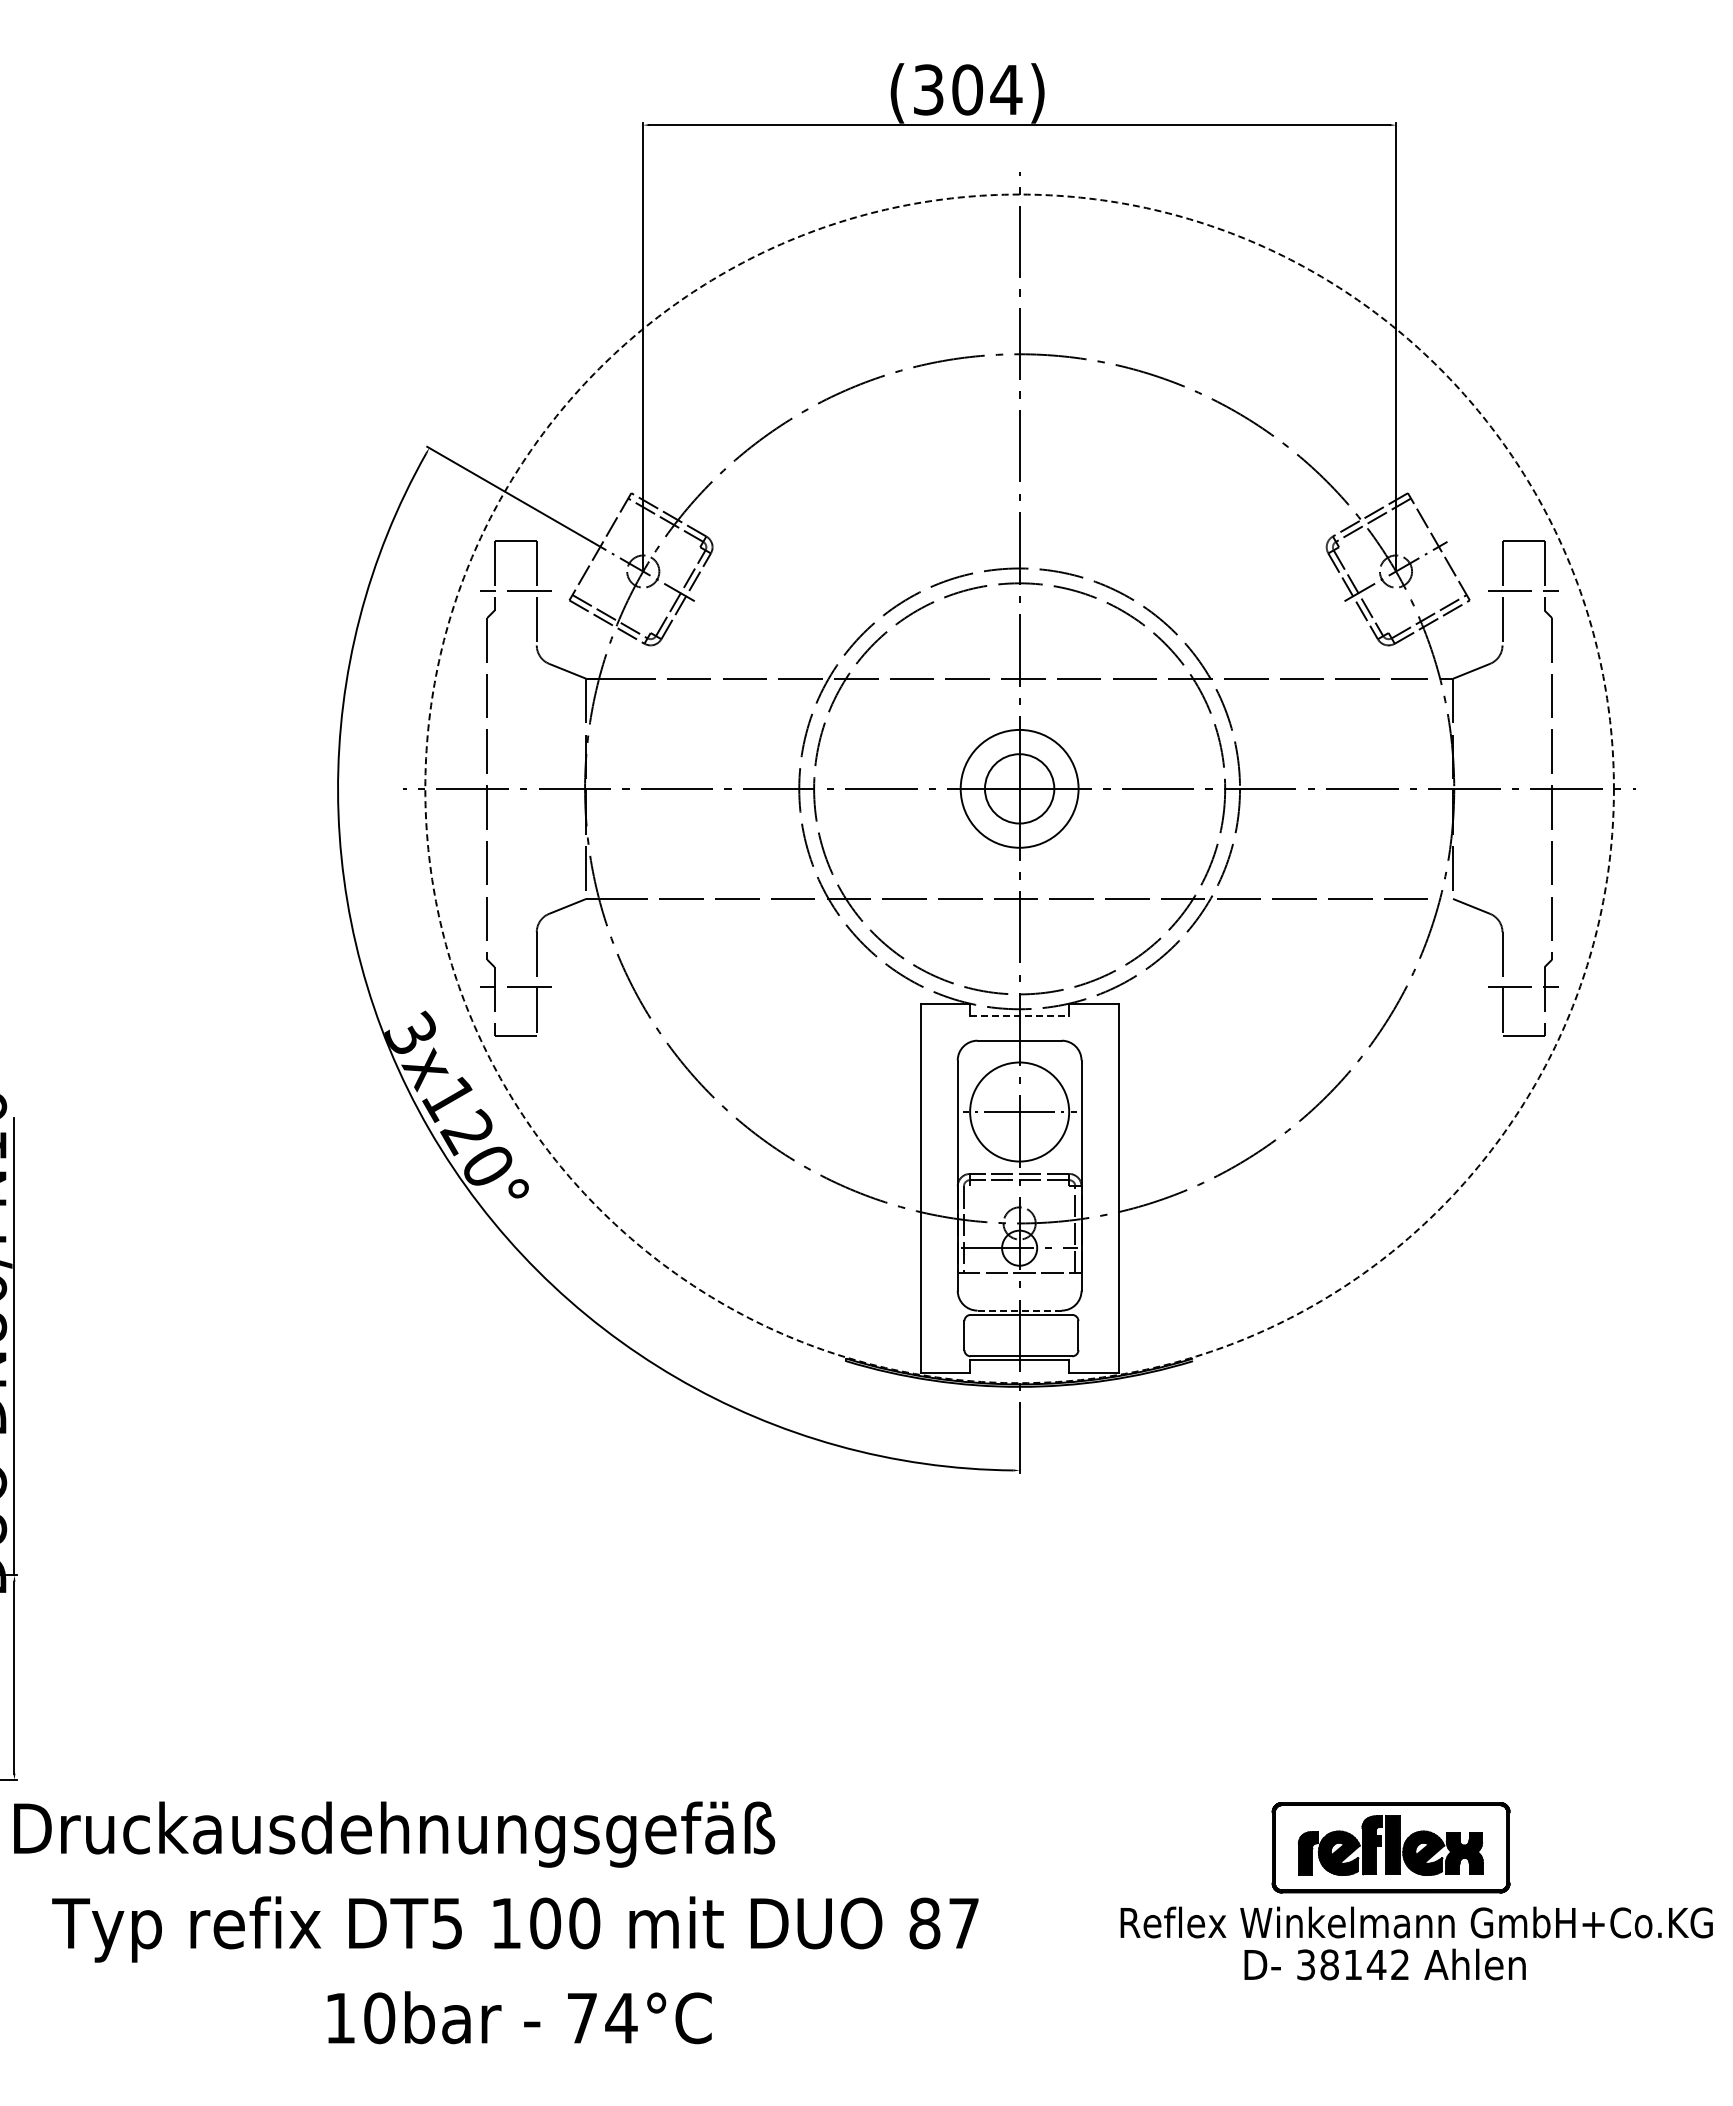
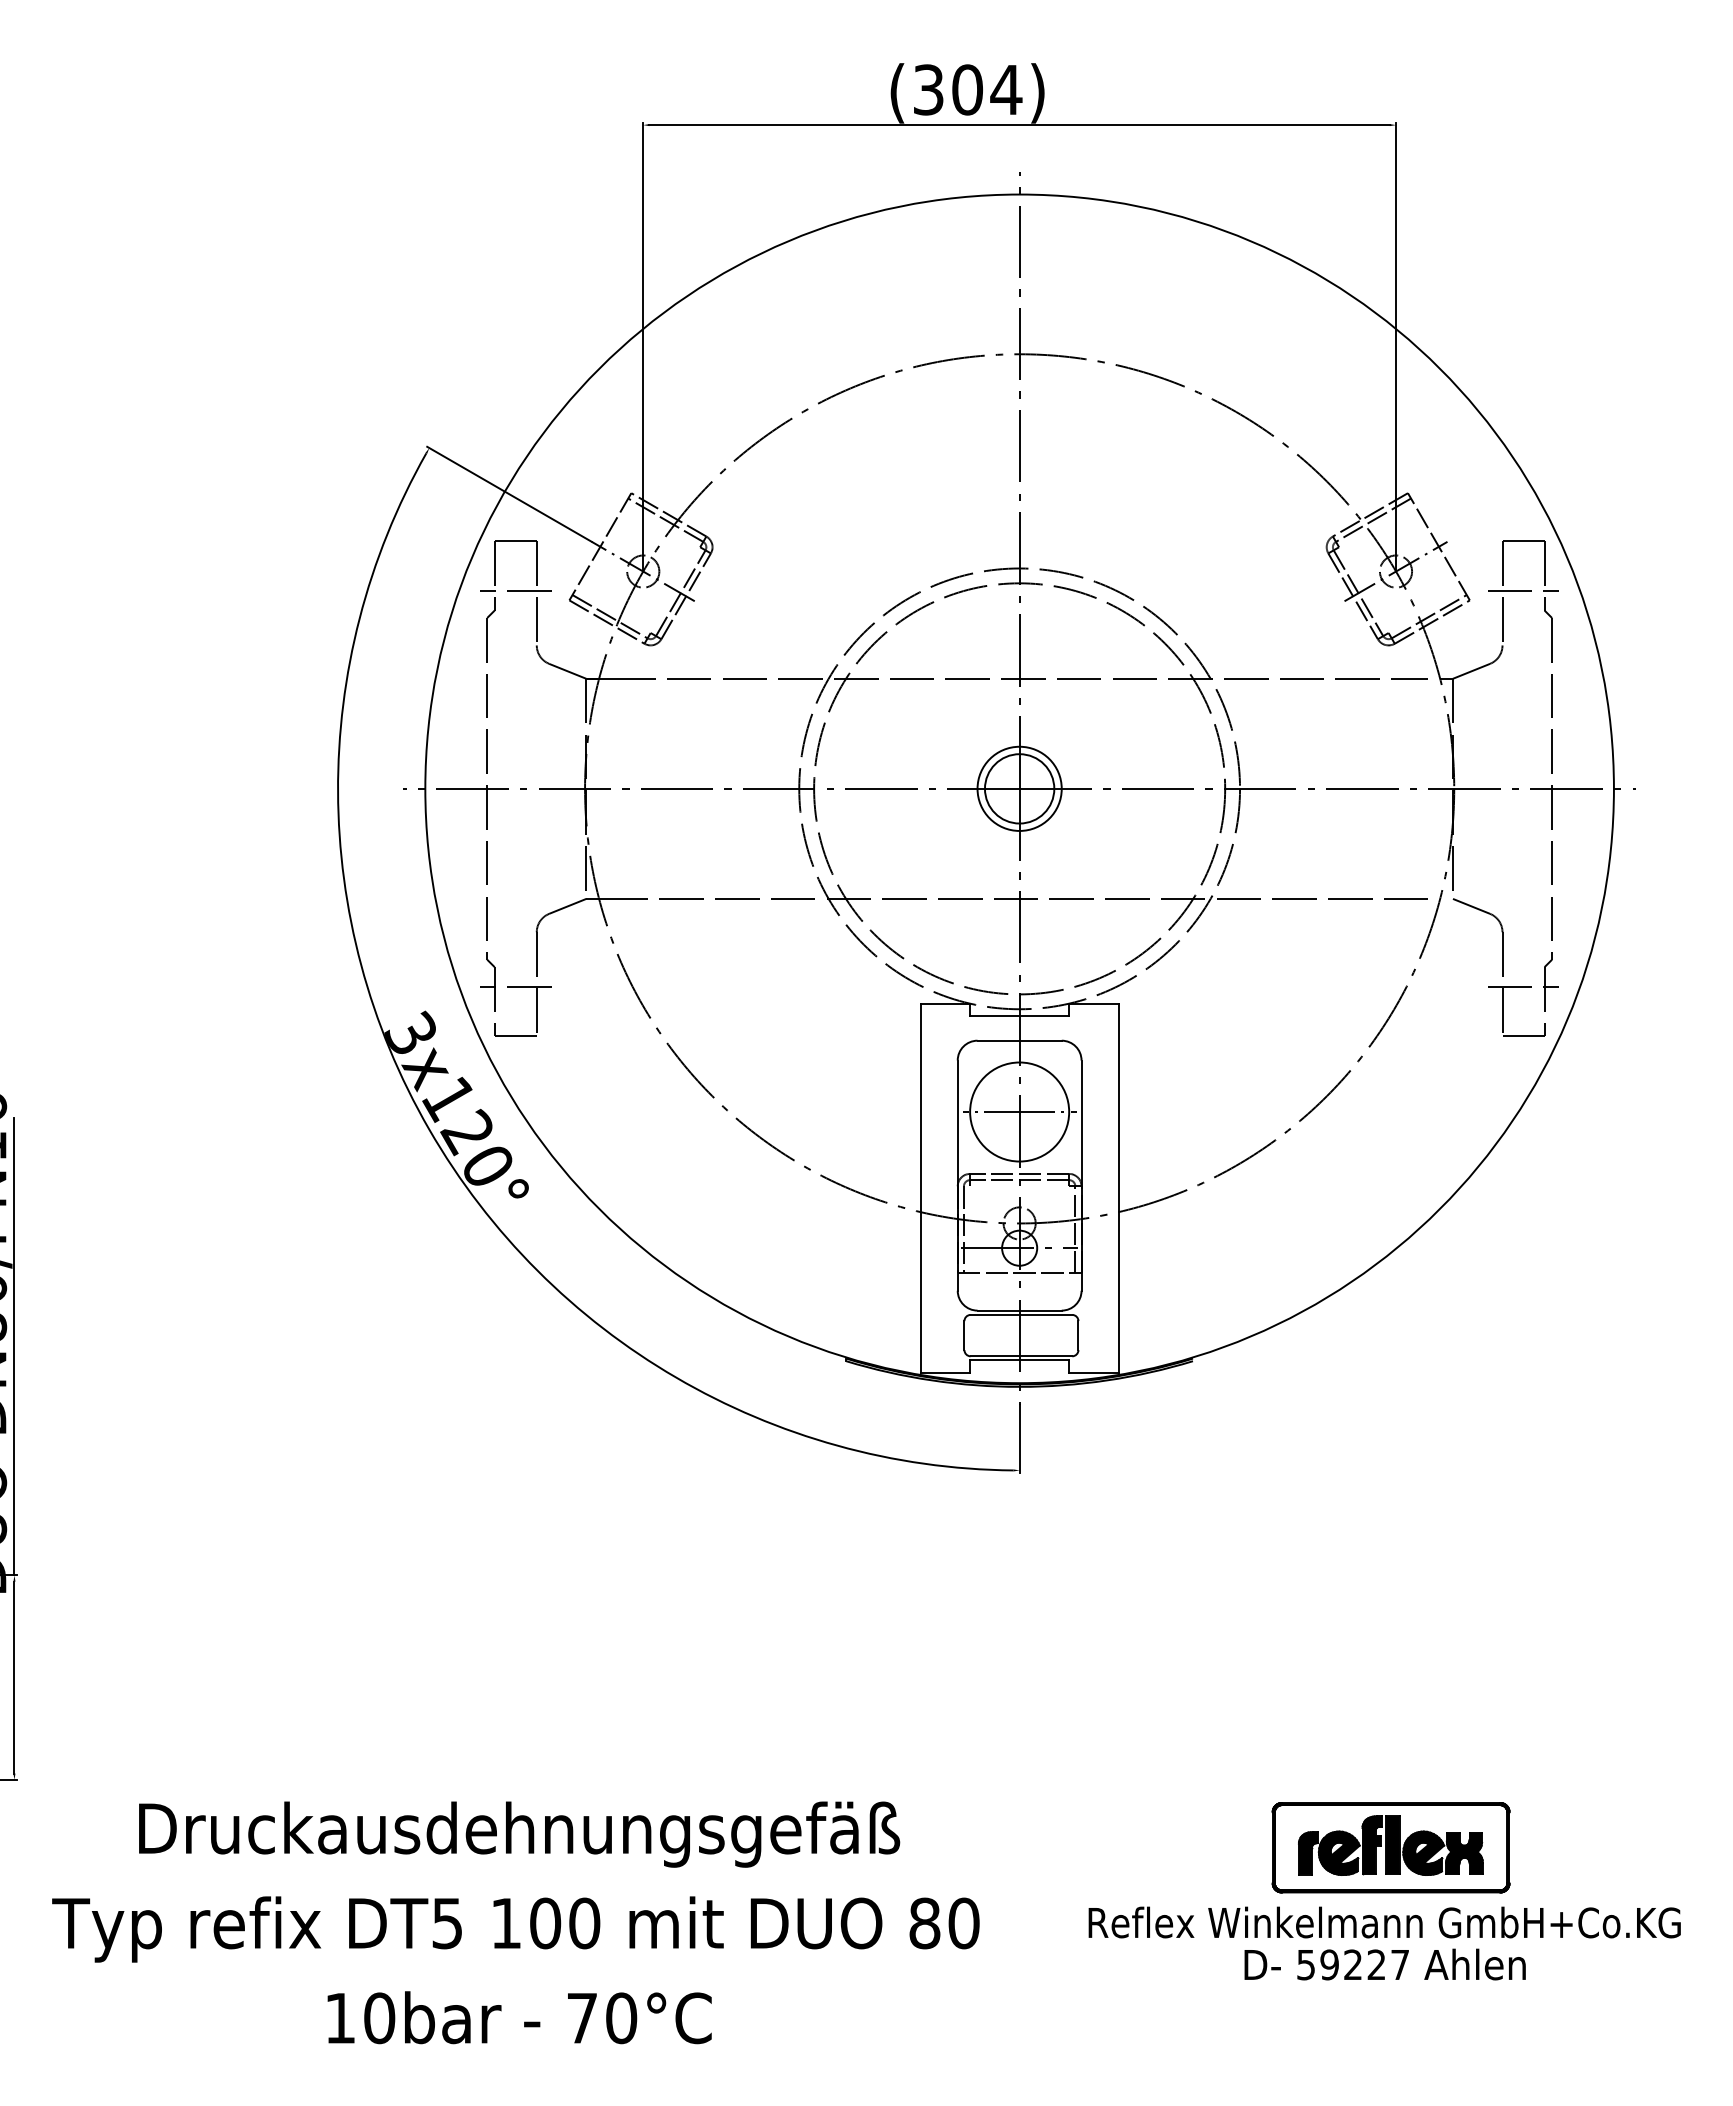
circle diameter: 118 px -> 84 px (1019, 788)
circle: dashed -> solid (1019, 788)
line: dashed -> solid (1019, 1015)
line: dashed -> solid (1019, 1310)
text position: (394, 1834) -> (519, 1834) (519, 1834)
text position: (1416, 1922) -> (1384, 1922) (1384, 1922)
text: 87 -> 80 (963, 1923)
text: 38142 -> 59227 (1352, 1964)
text: 74°C -> 70°C (621, 2018)
